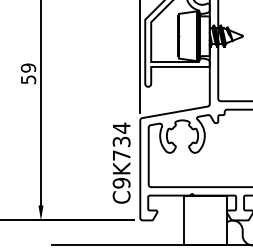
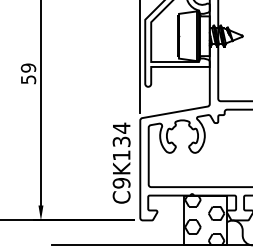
text: C9K734 -> C9K134 (121, 155)
hatch: none -> present (204, 220)
